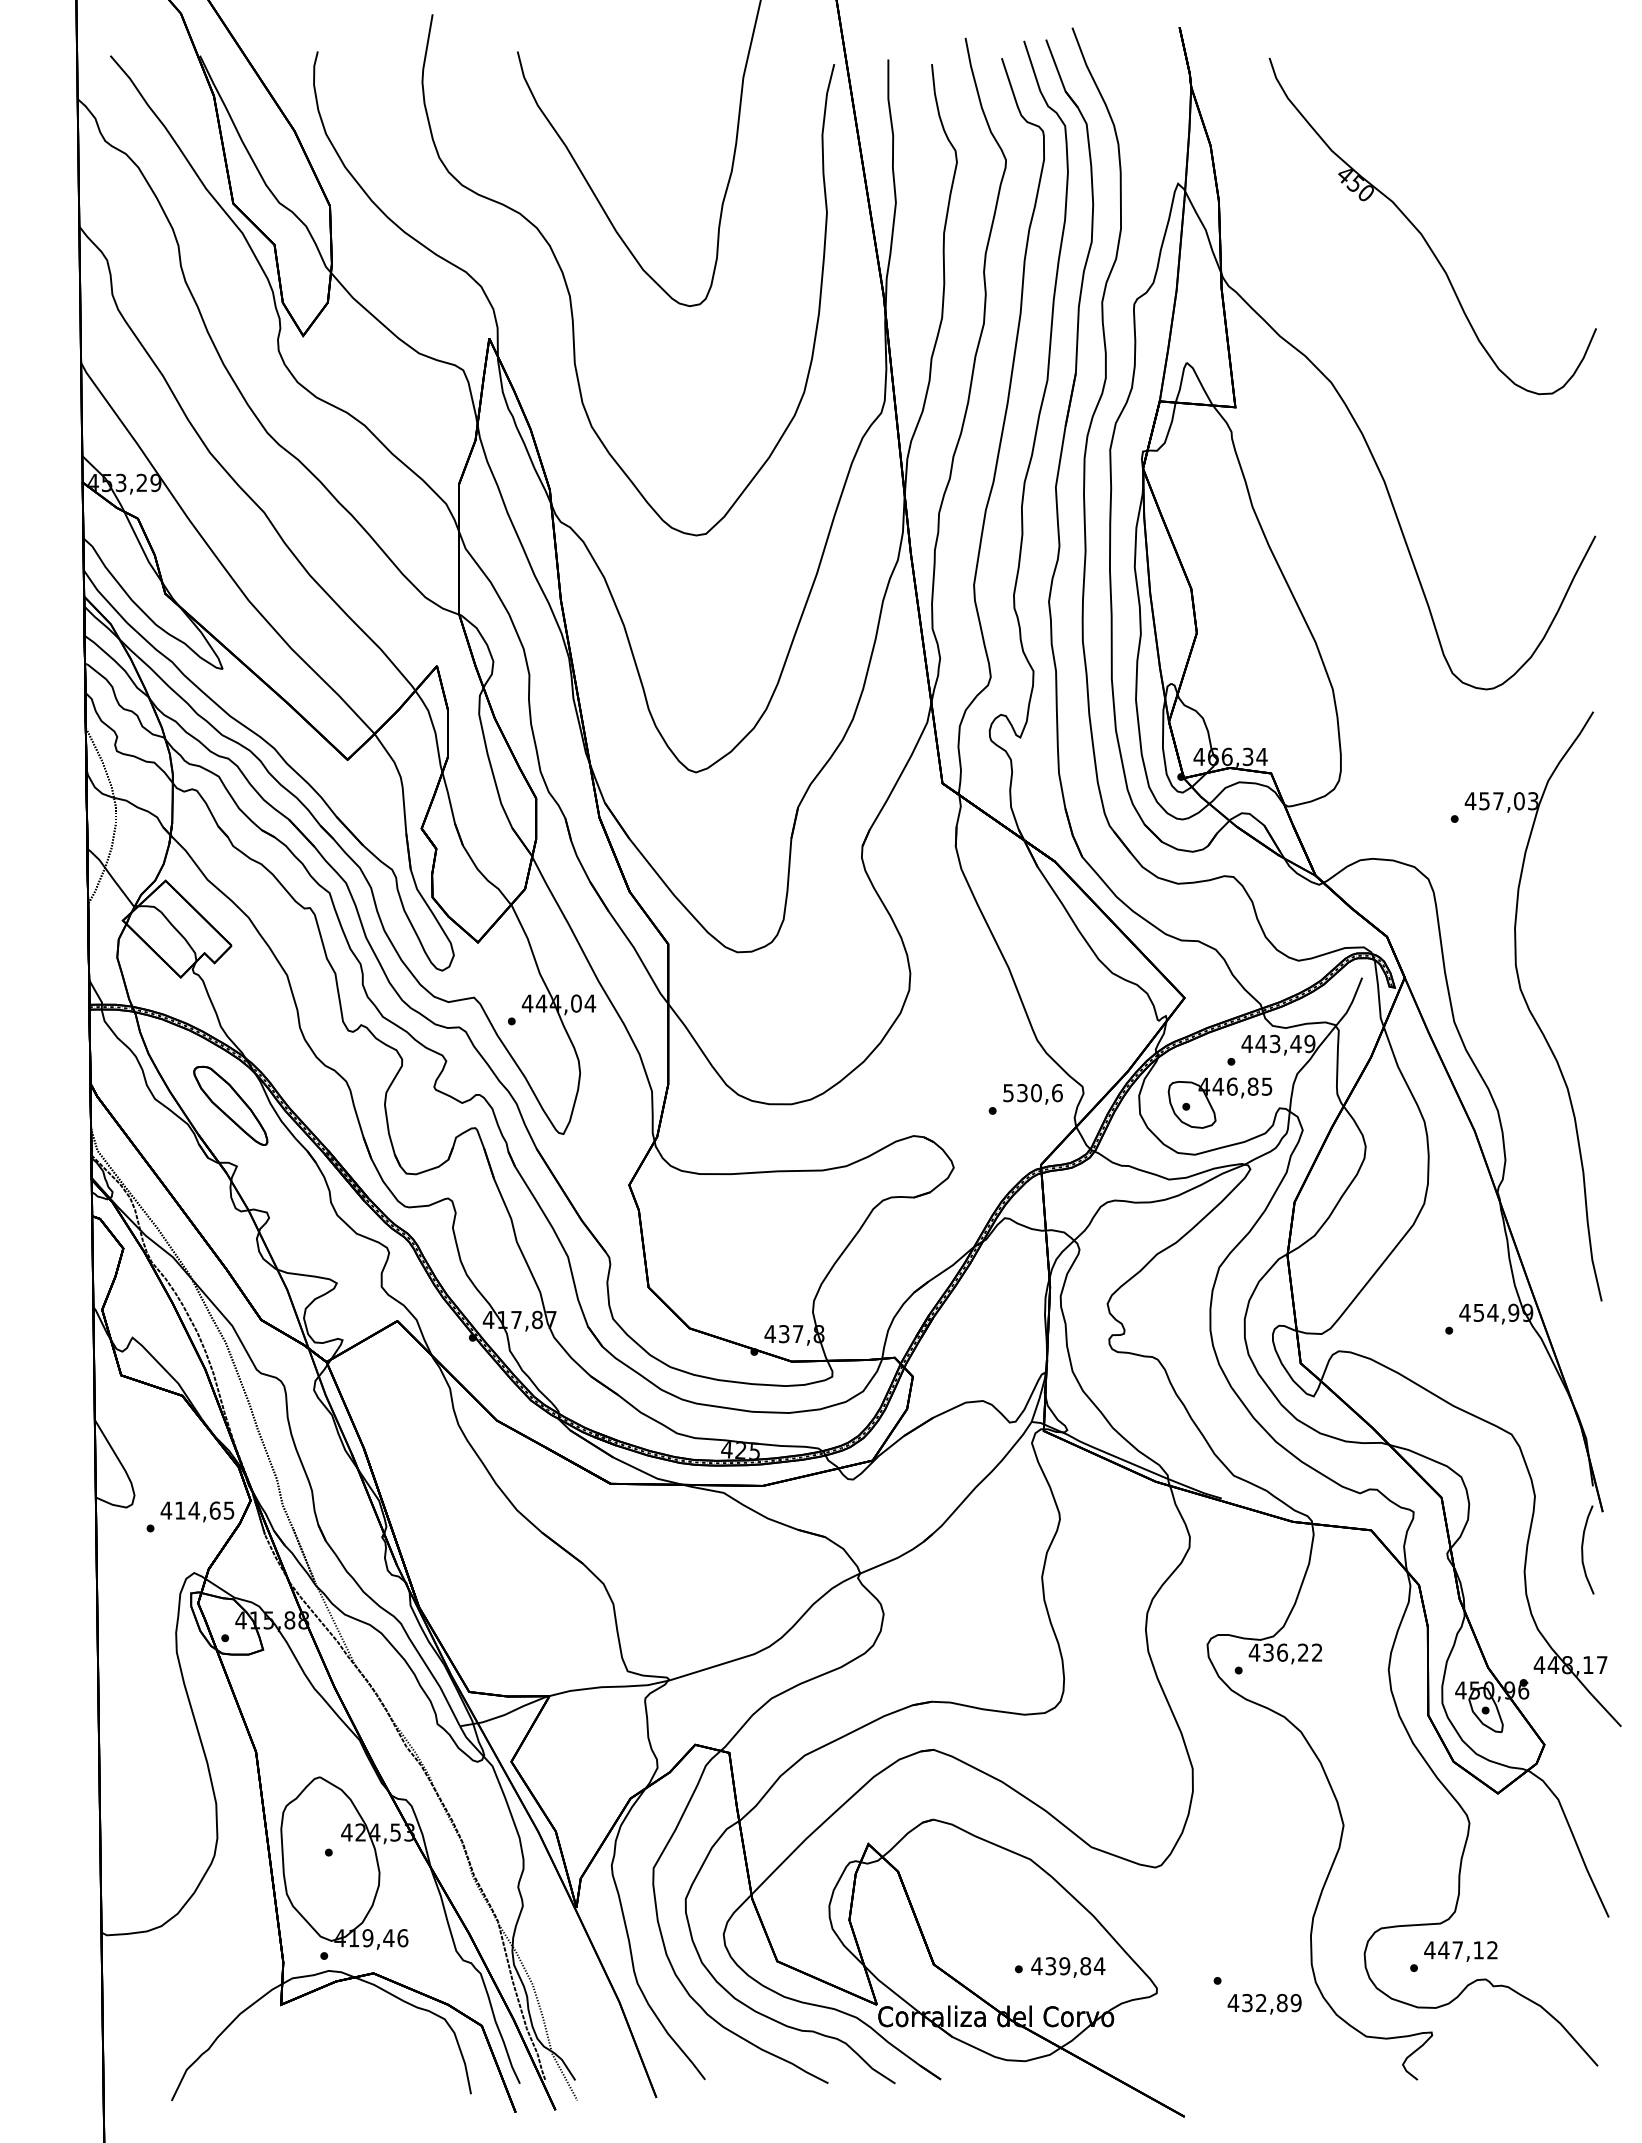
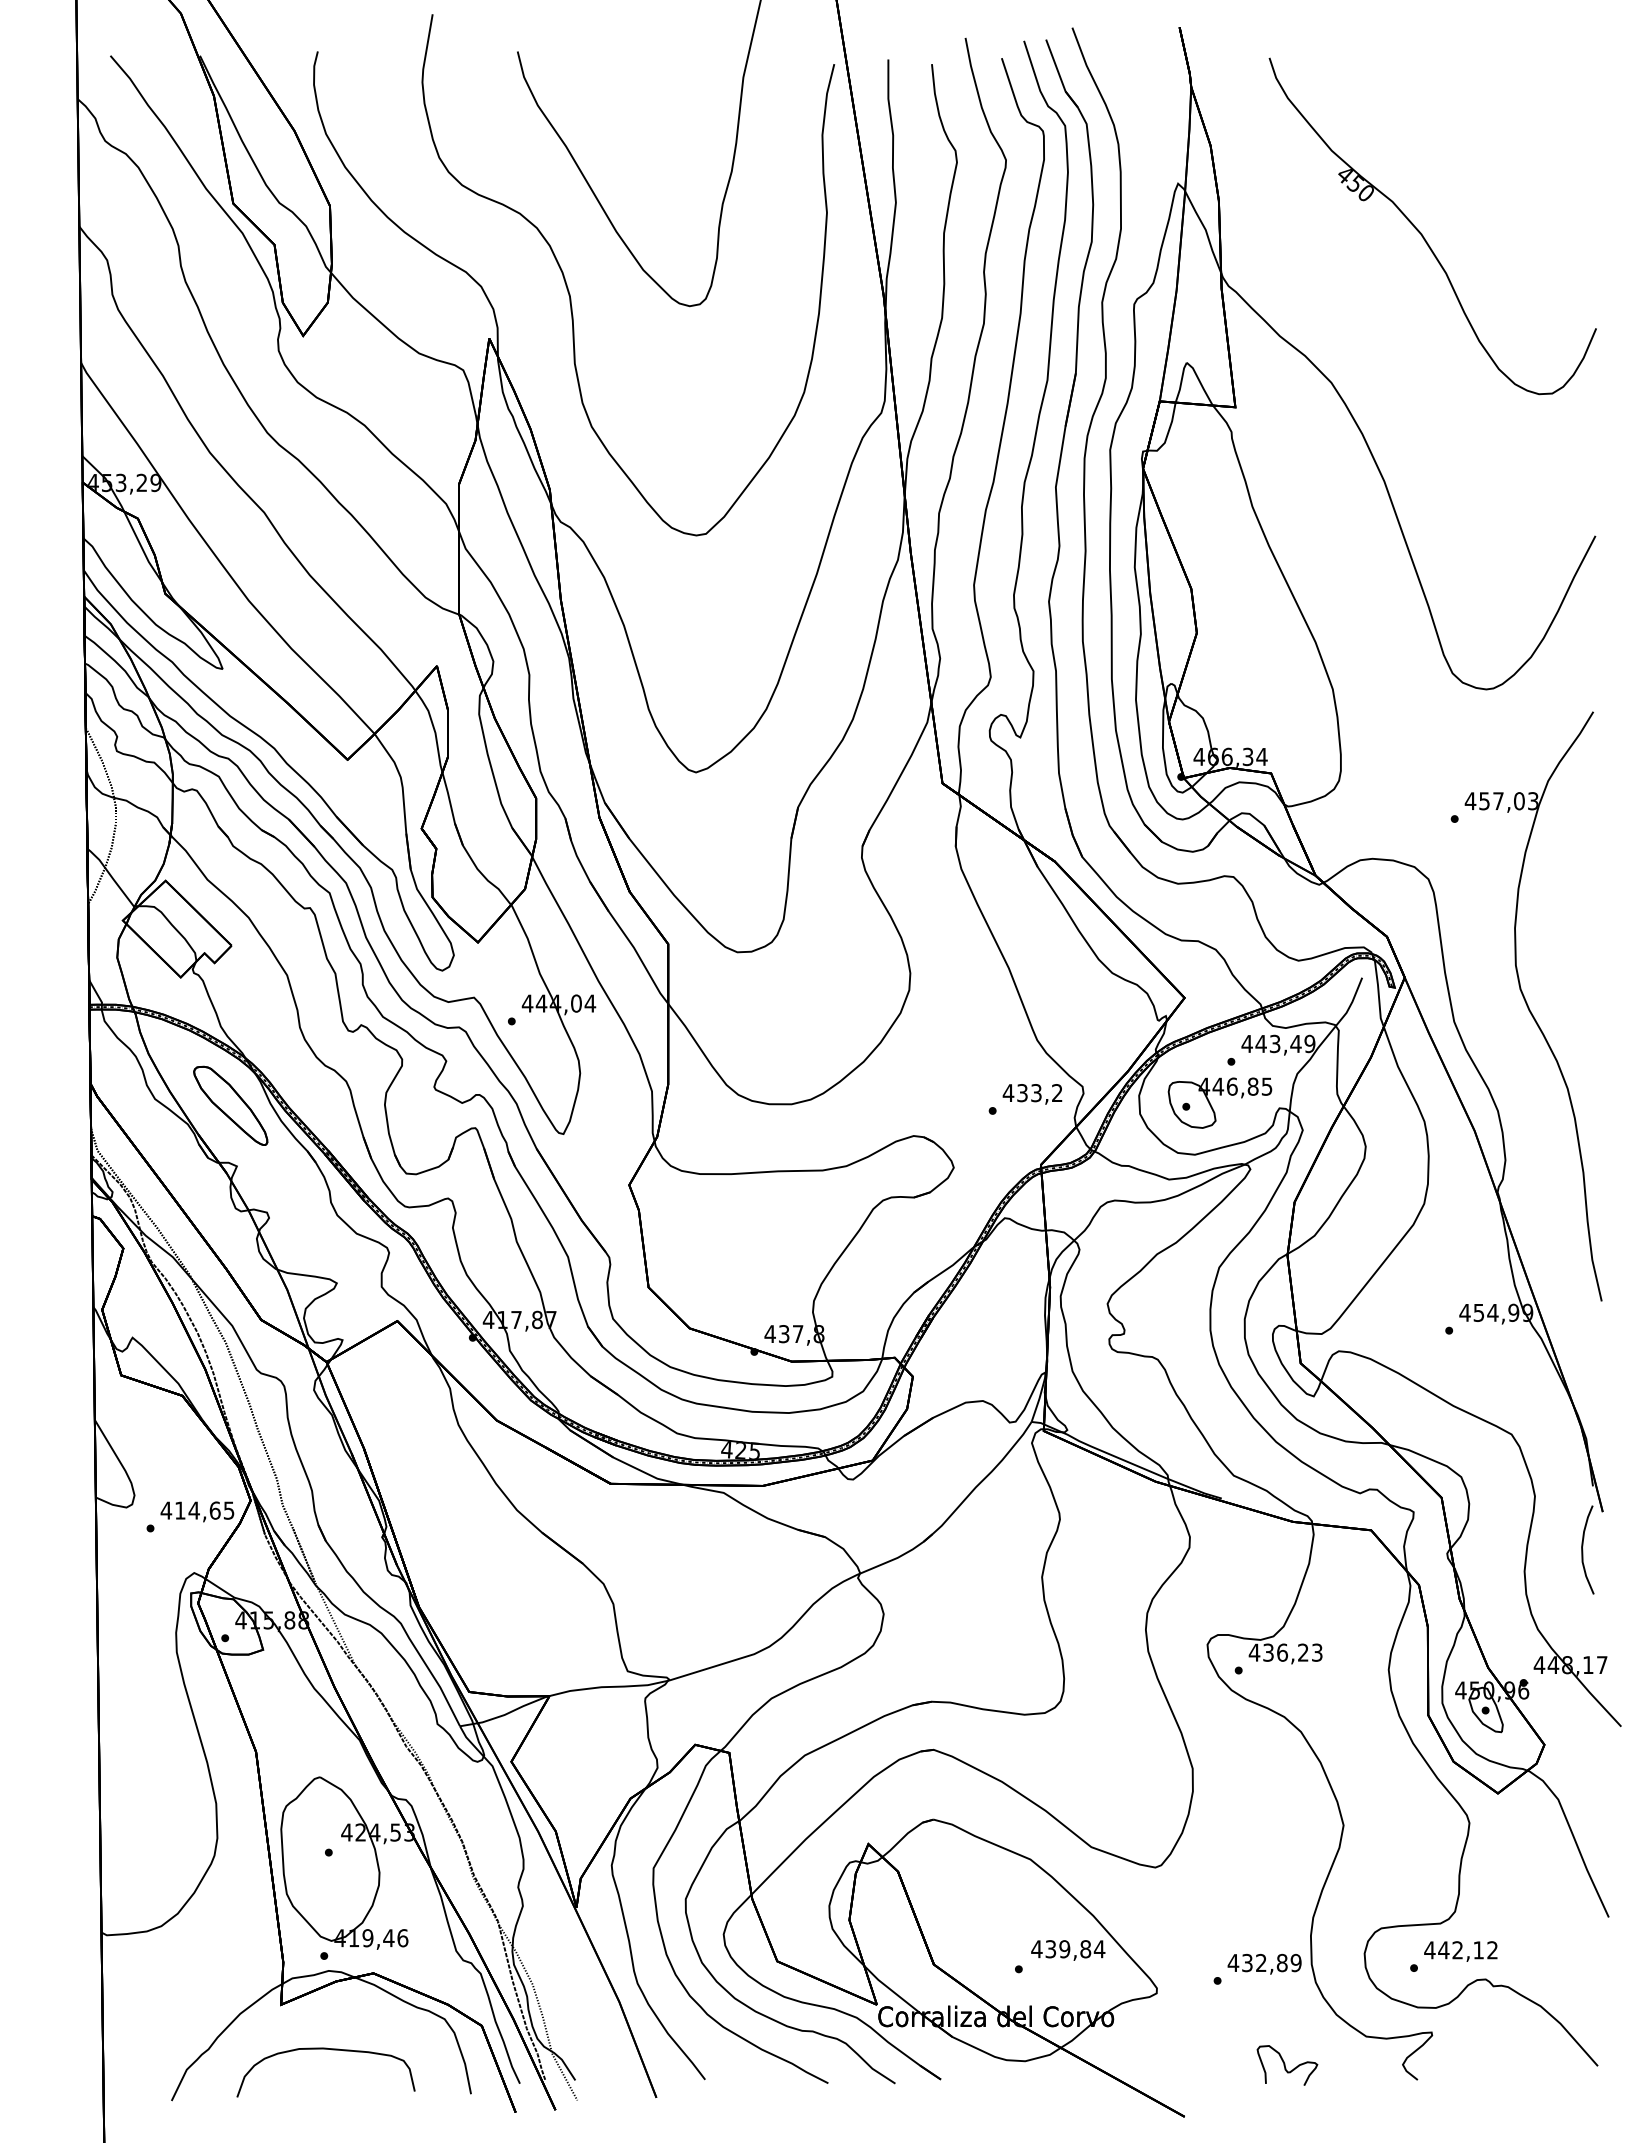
text: 530,6 -> 433,2 (1032, 1093)
text: 436,22 -> 436,23 (1317, 1652)
text: 447,12 -> 442,12 (1457, 1950)
text position: (1068, 1967) -> (1068, 1950) (1068, 1950)
text position: (1264, 2004) -> (1264, 1964) (1264, 1964)
curve: none -> present (331, 2050)
curve: none -> present (1285, 2065)
